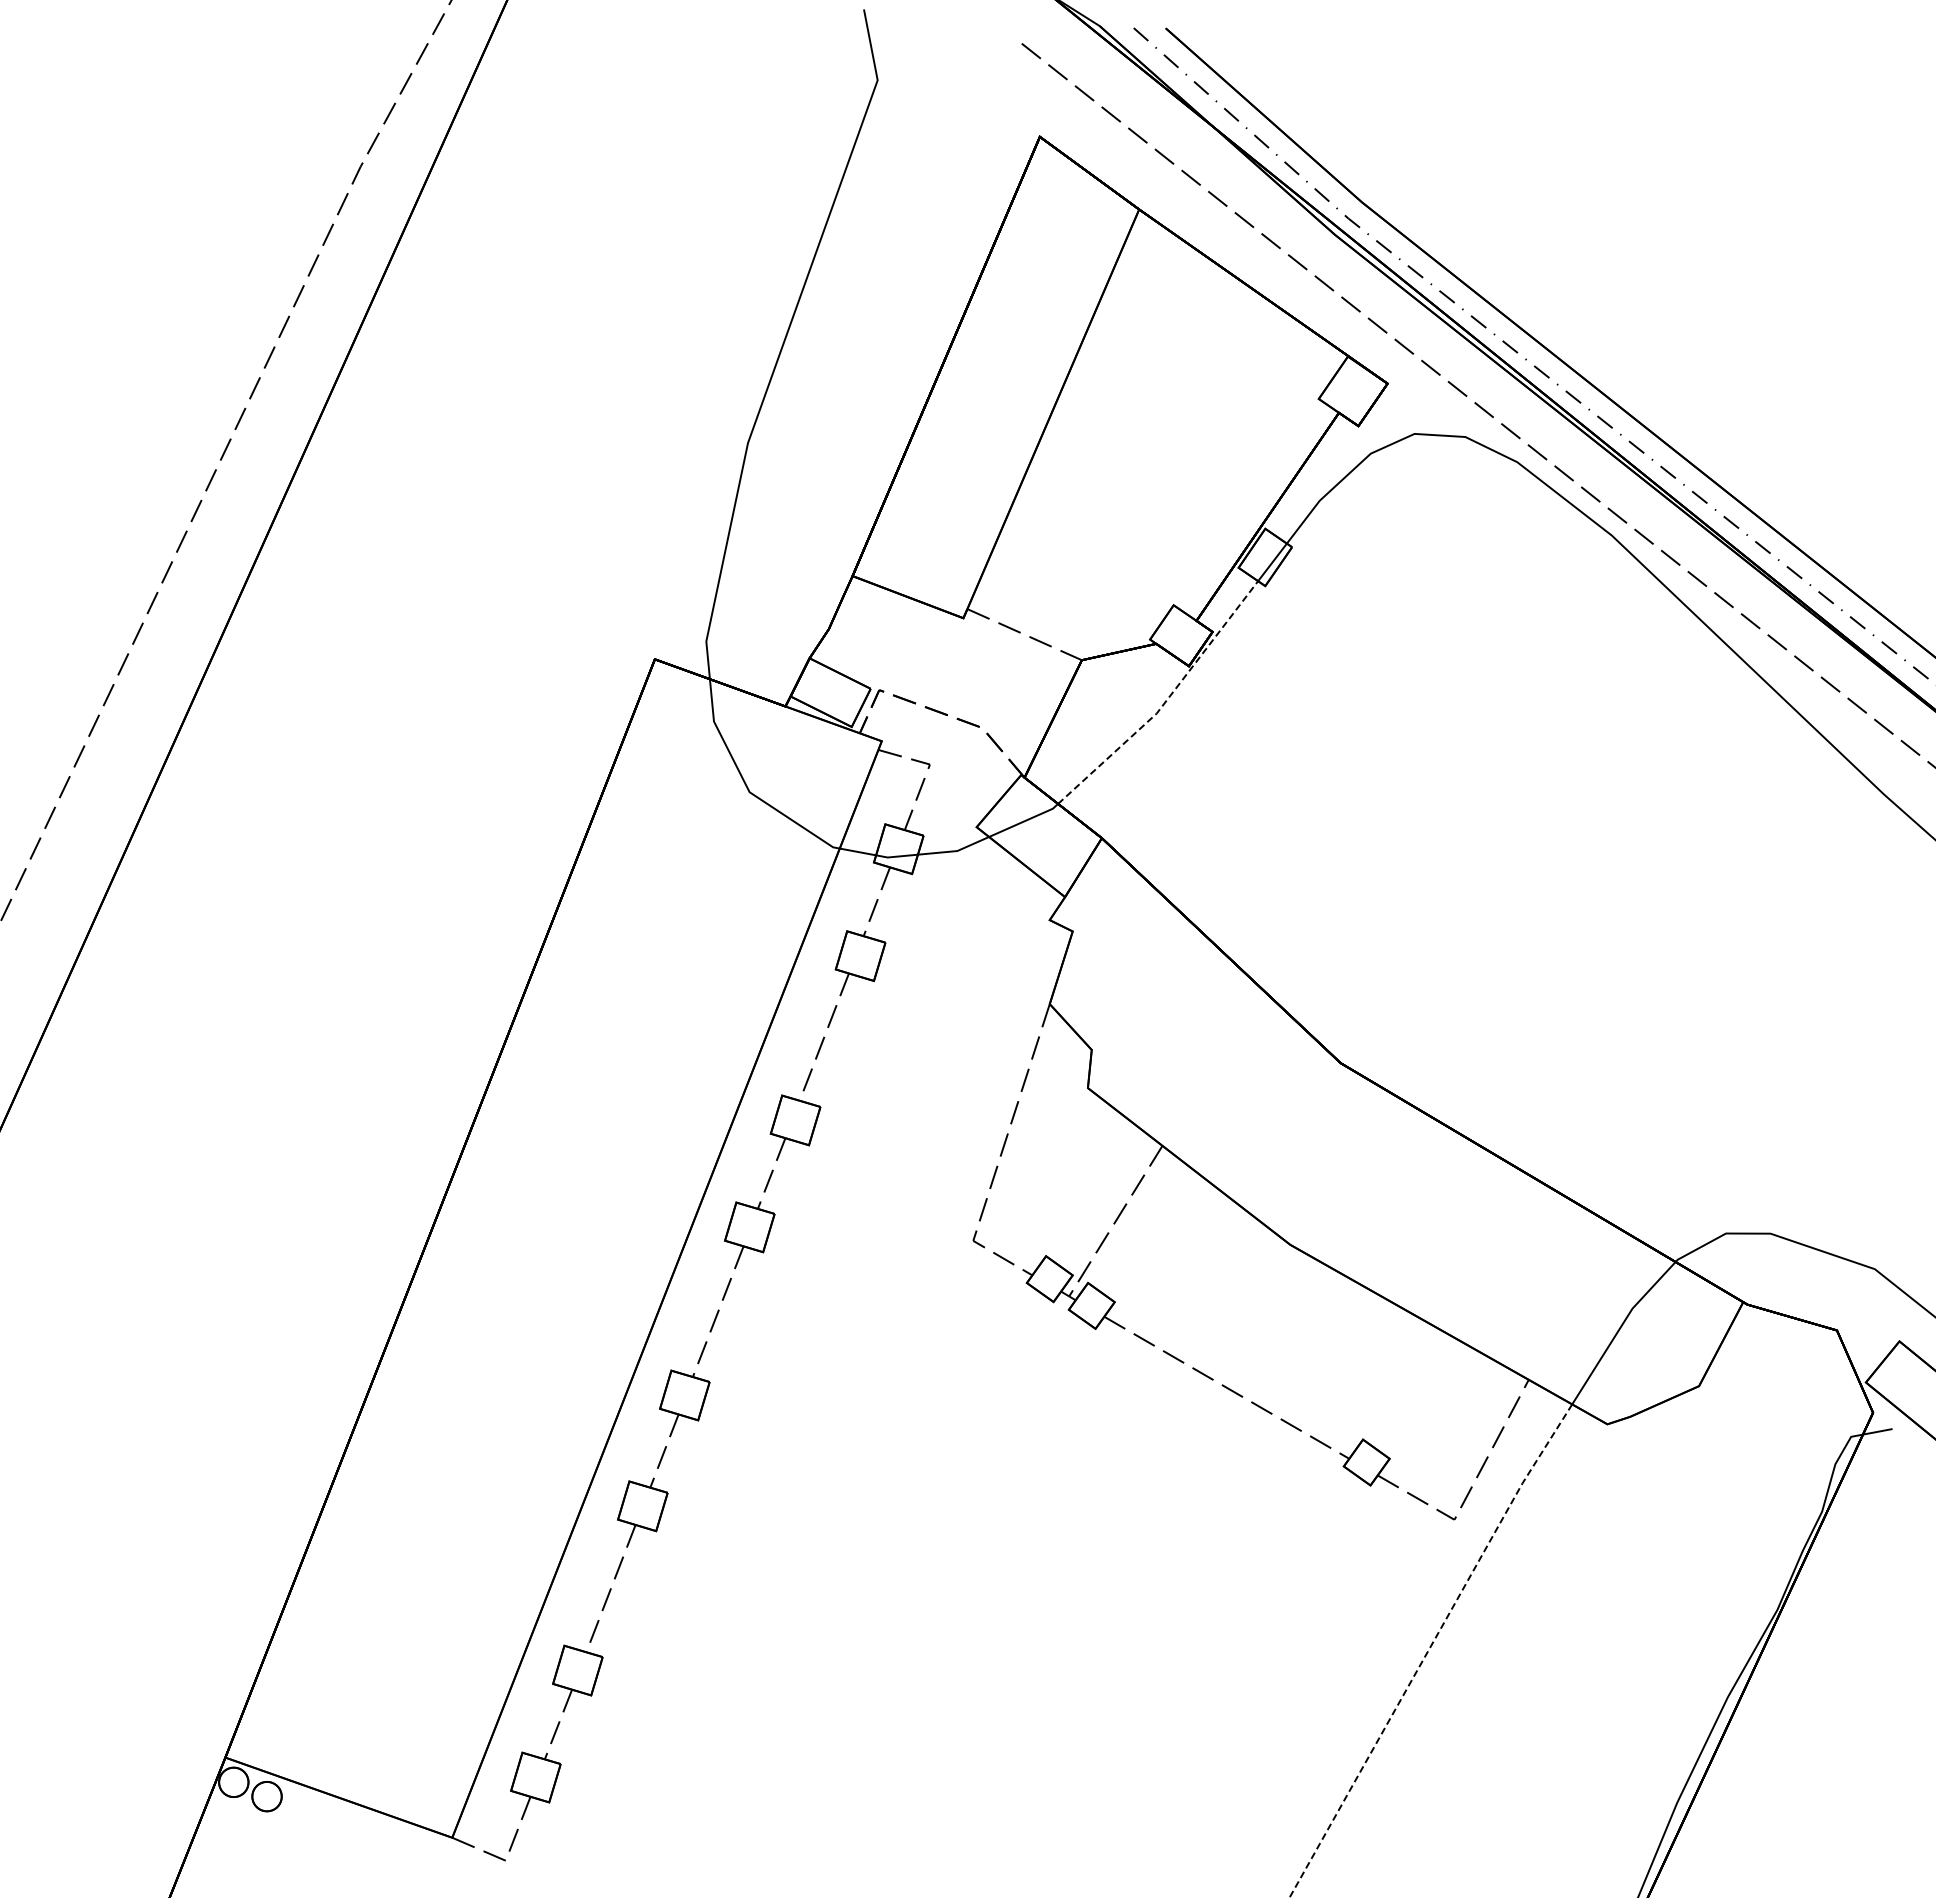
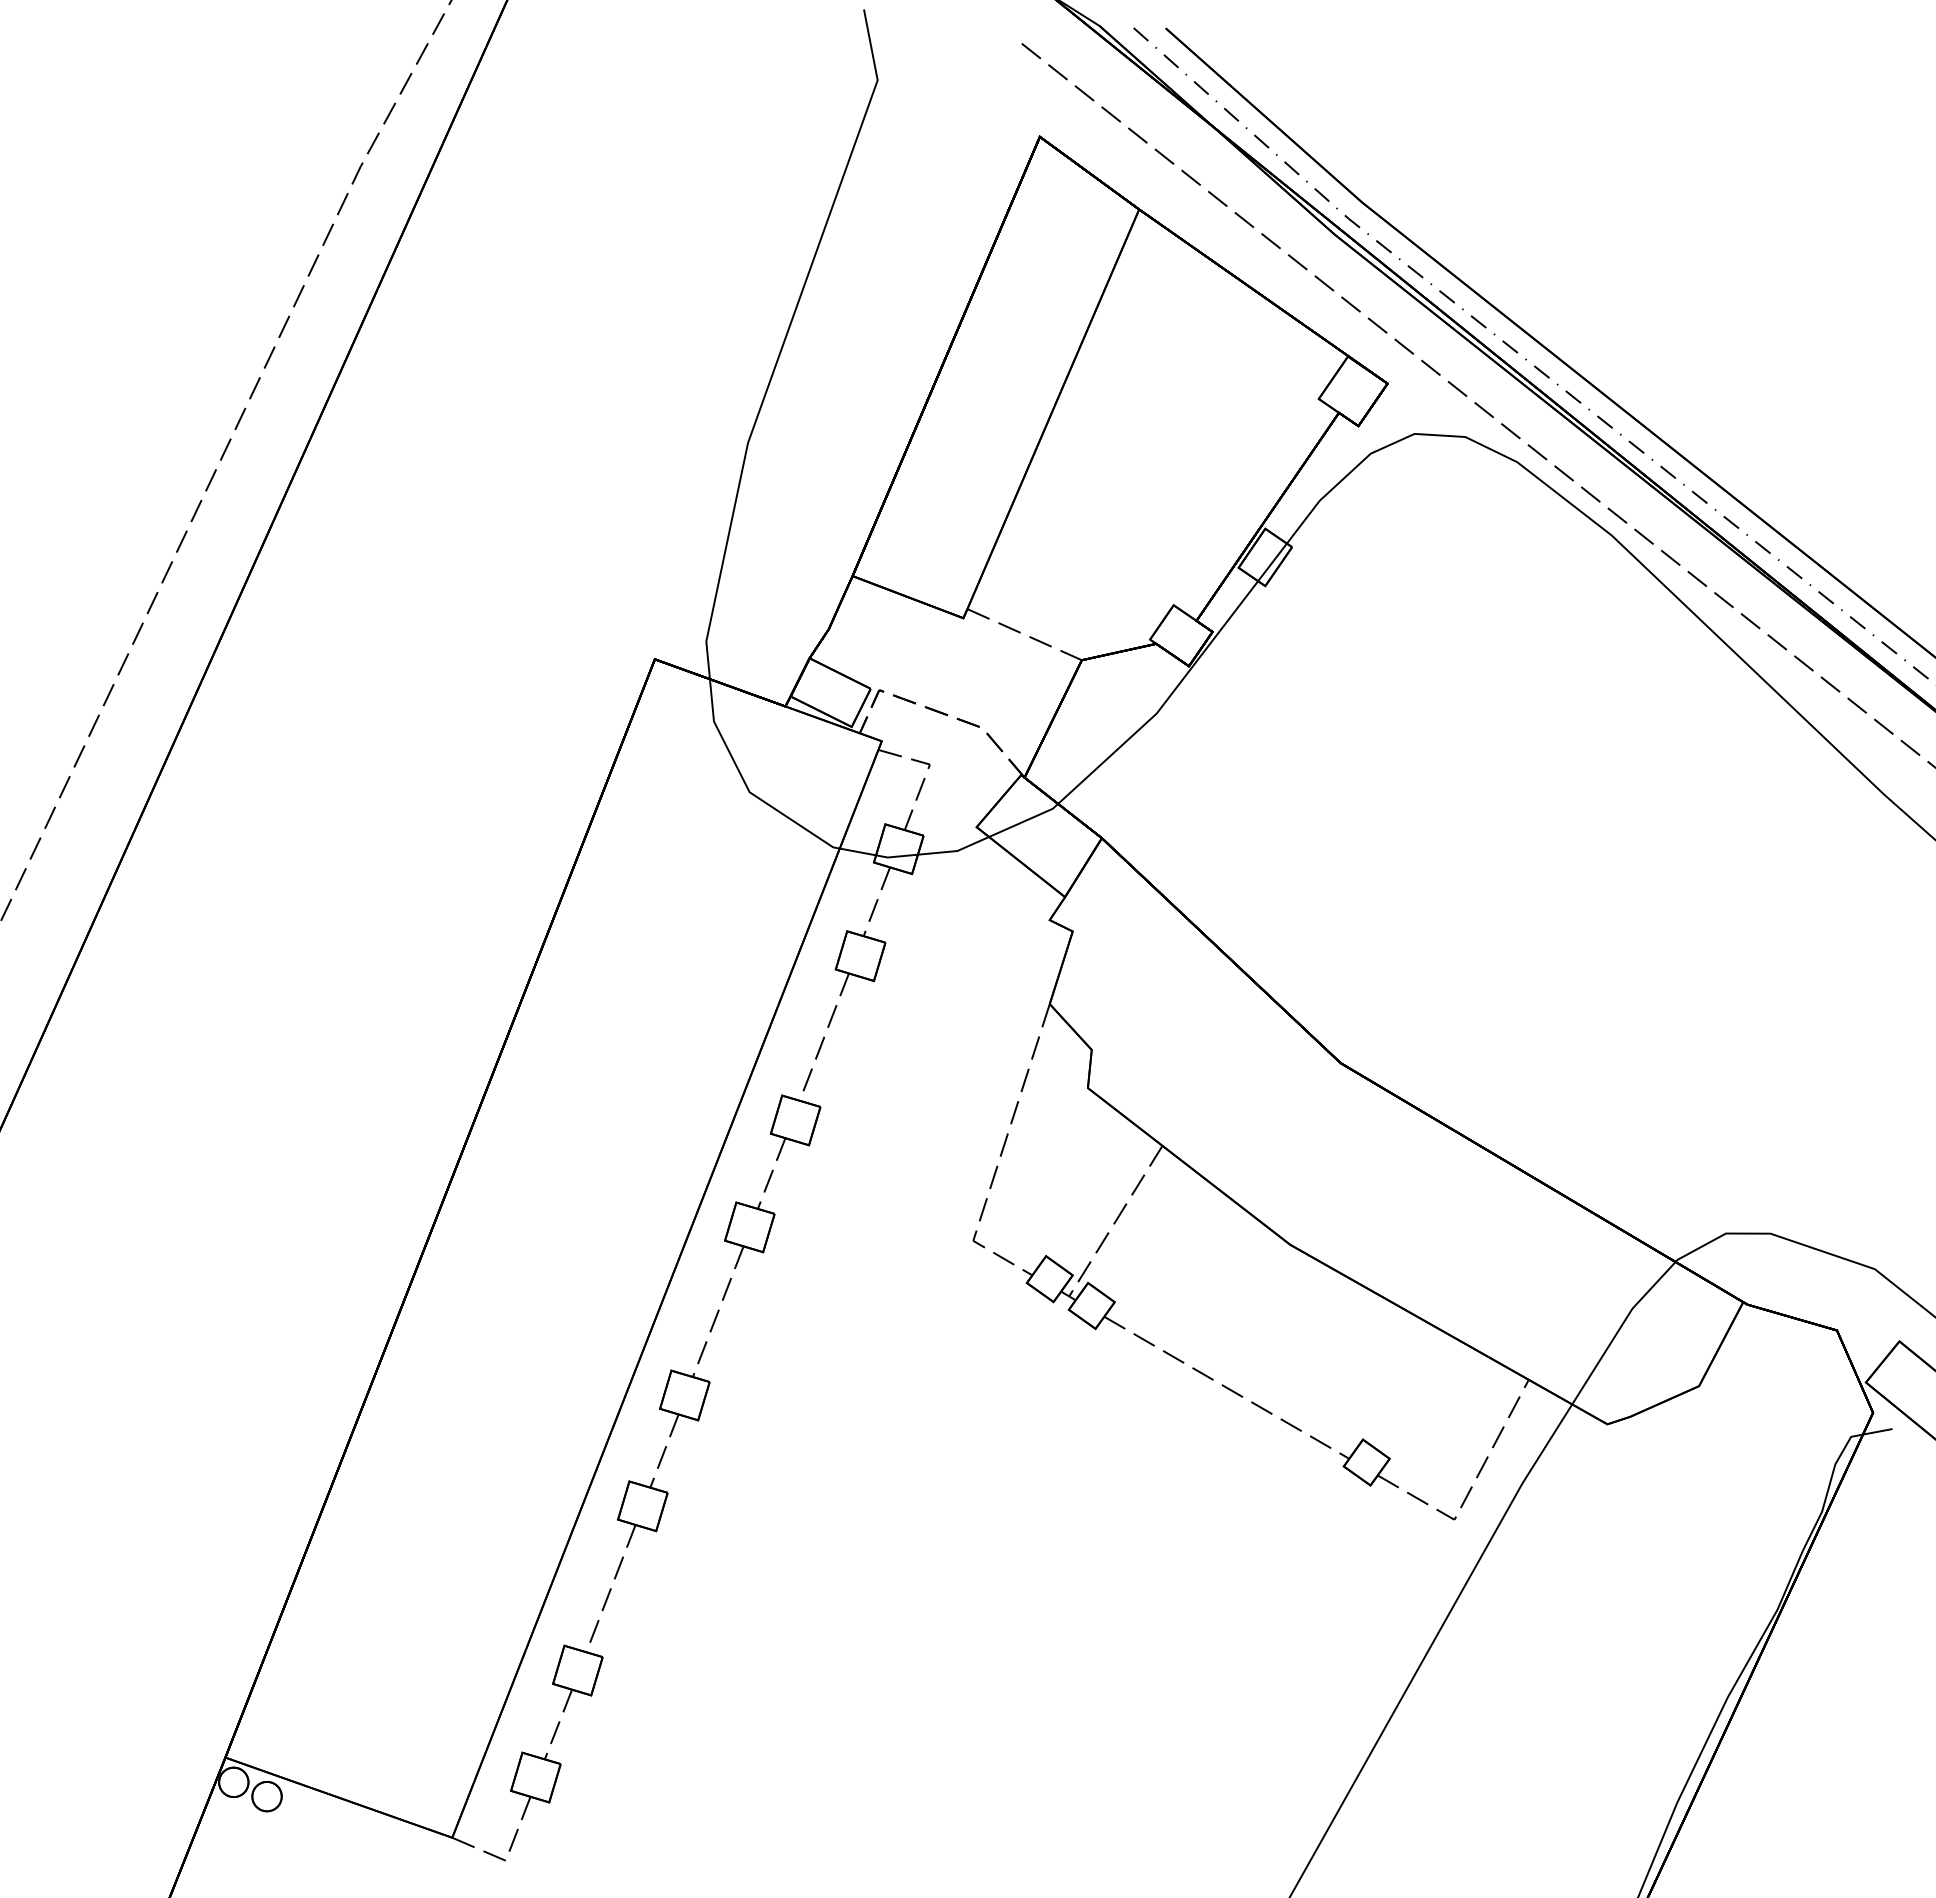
line: dashed -> solid (1166, 700)
line: dashed -> solid (1429, 1649)
